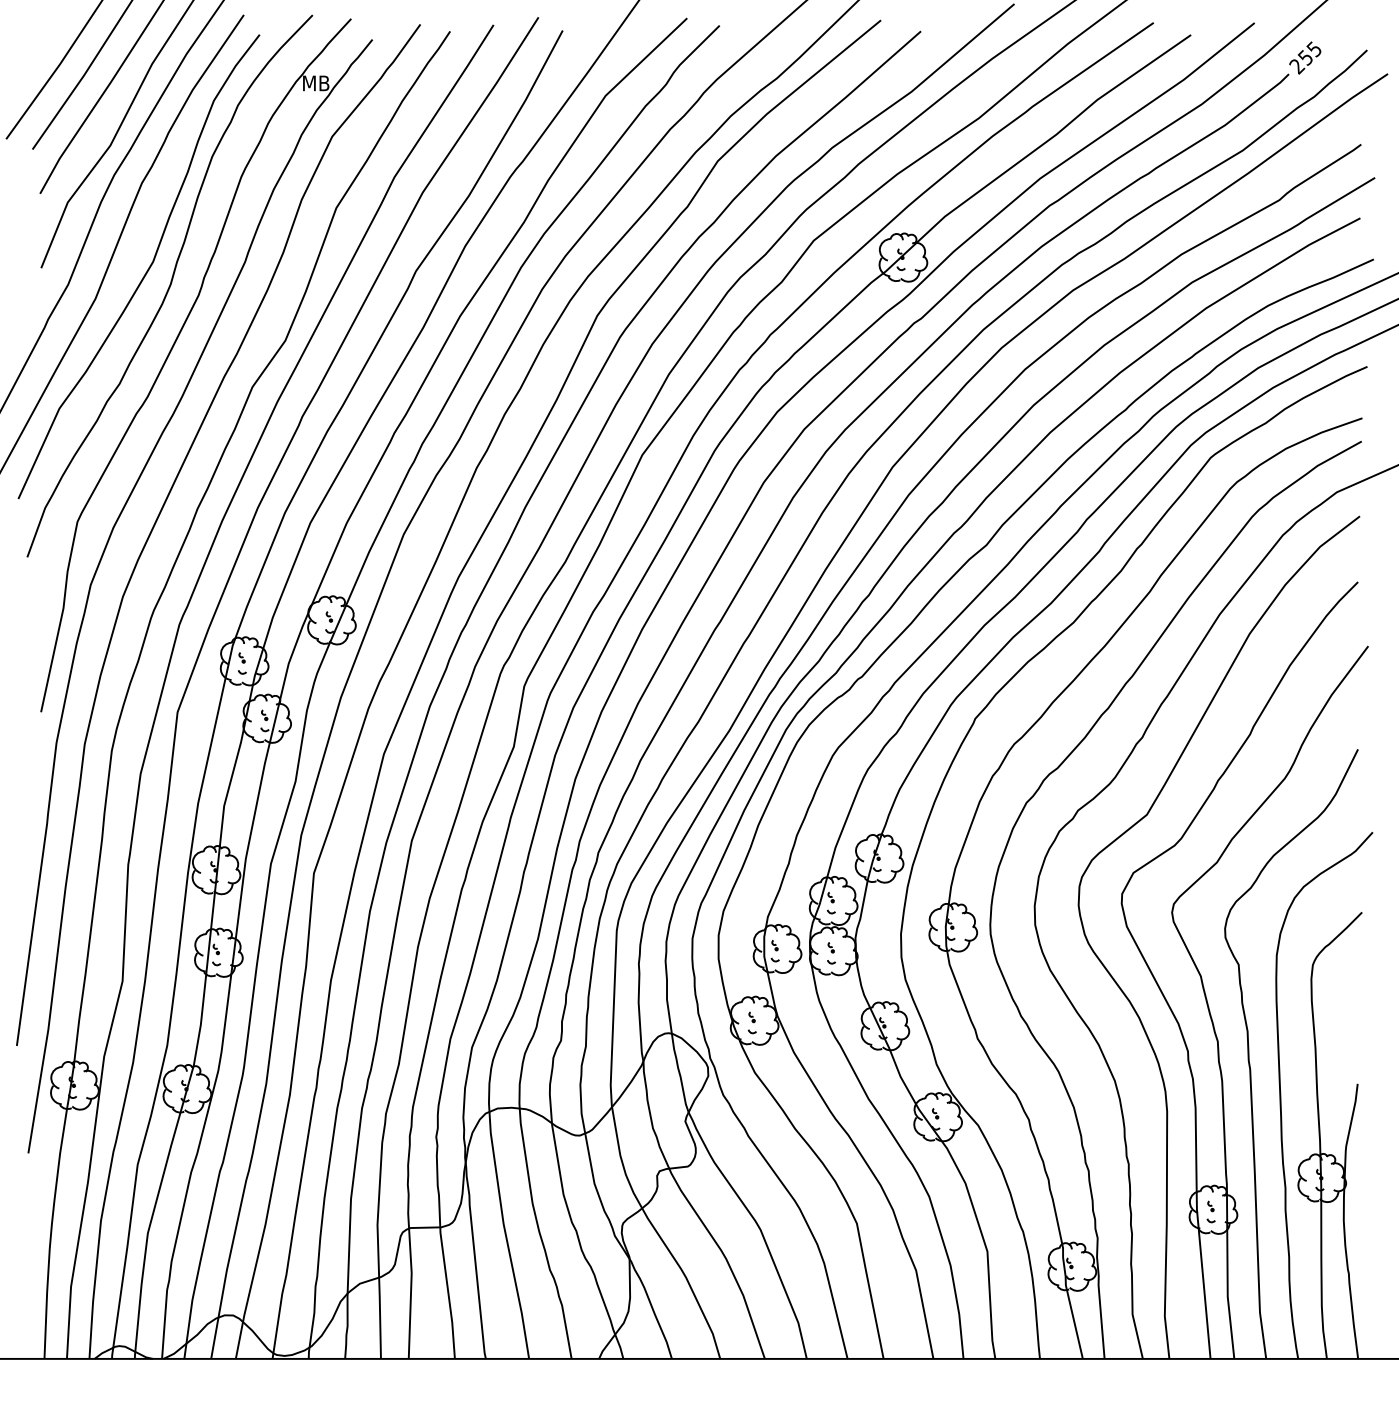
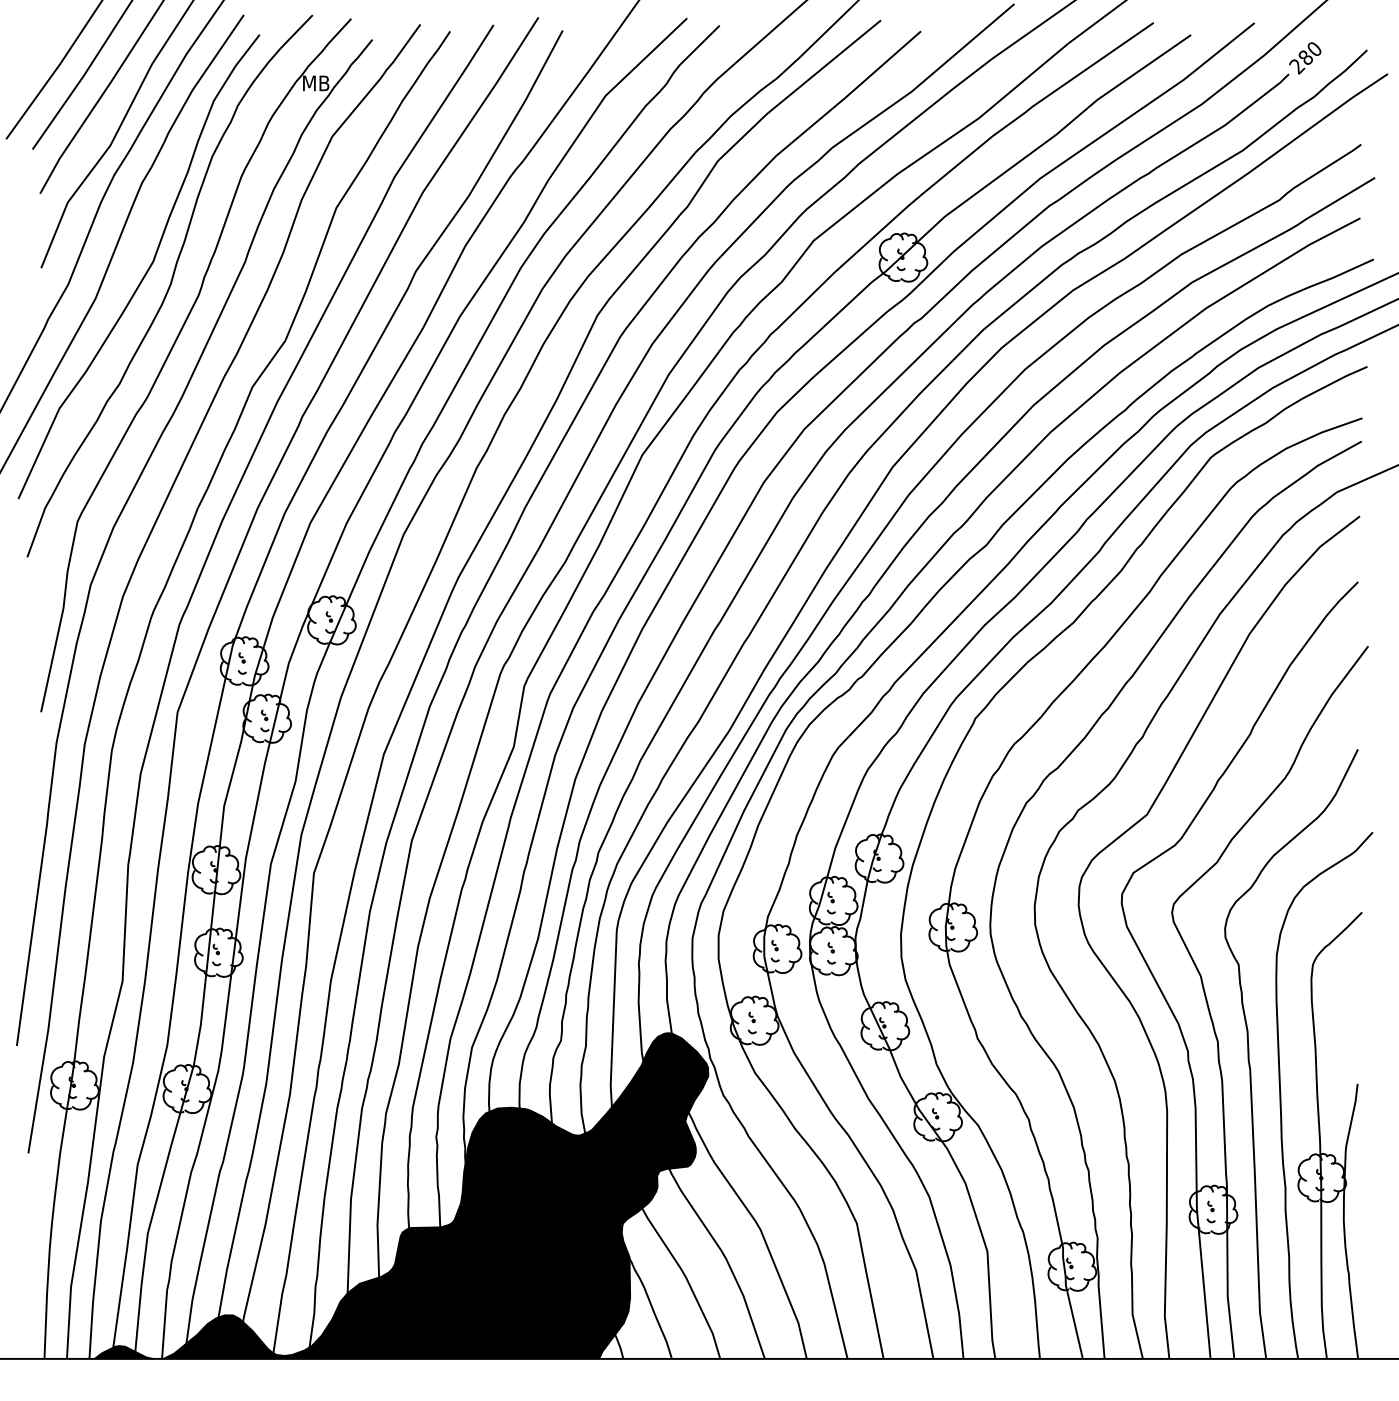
text: 255 -> 280 (1308, 53)
fill: none -> present (435, 1195)
fill: none -> present (123, 1352)
